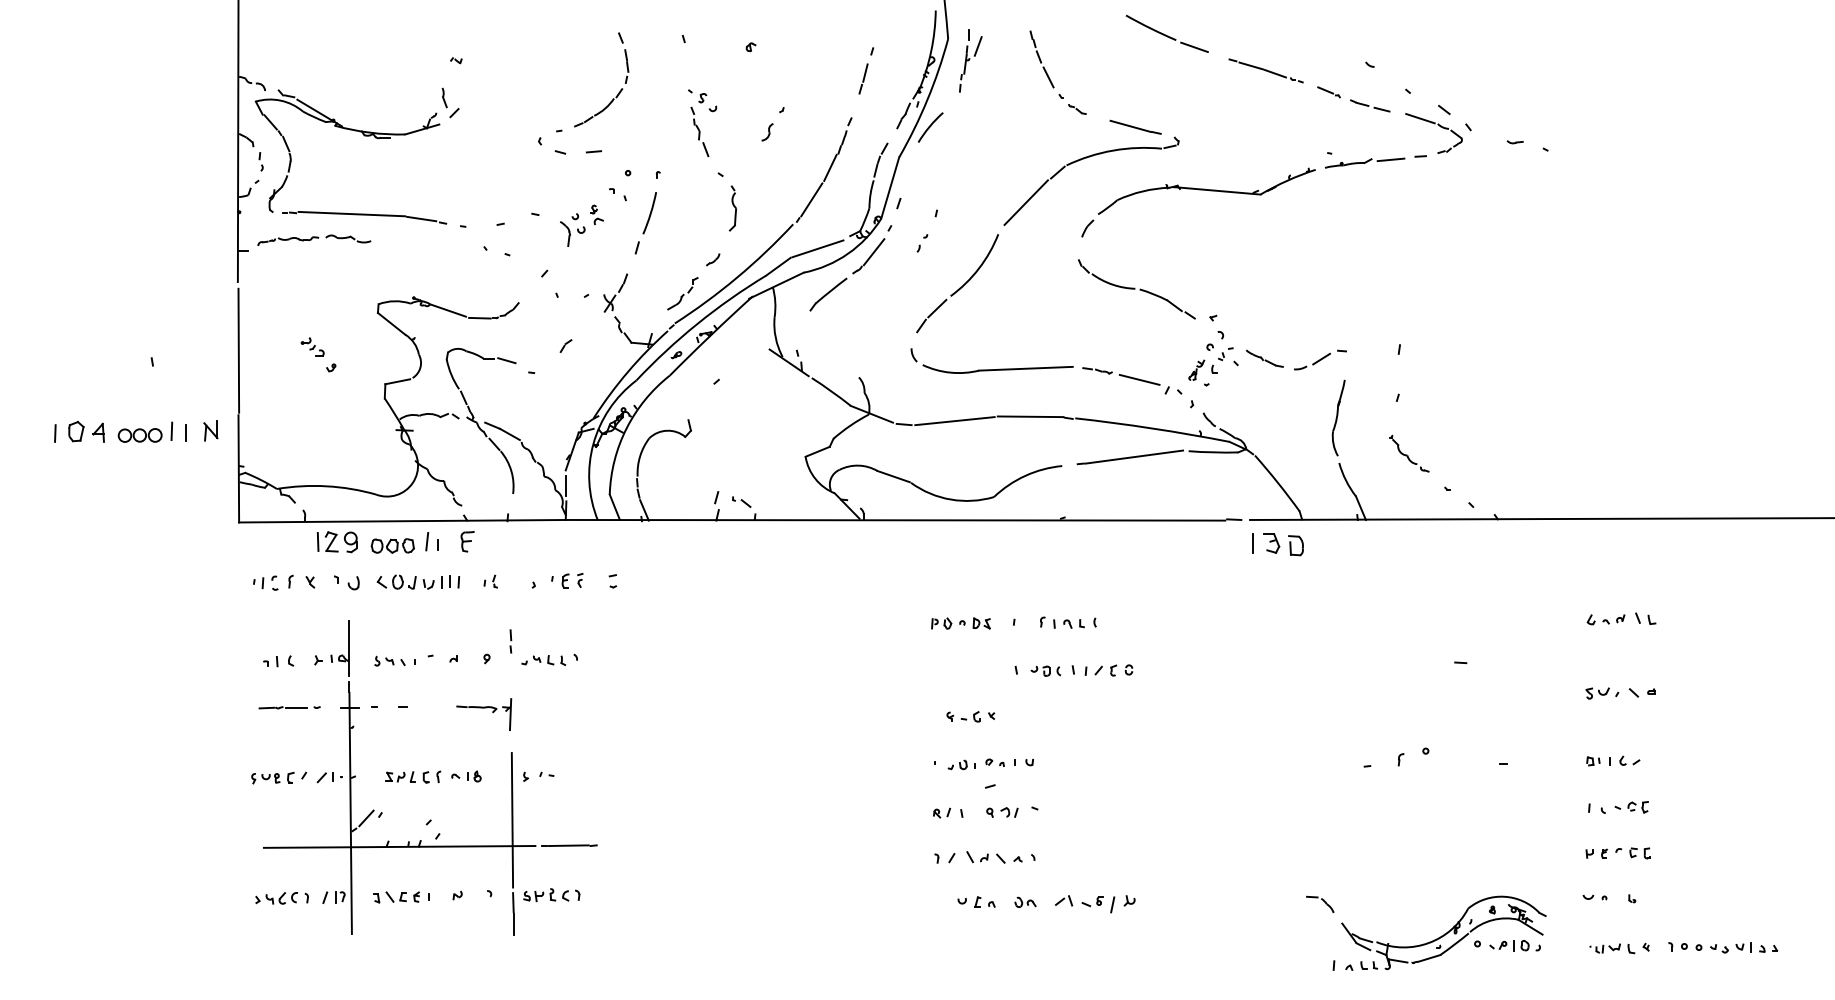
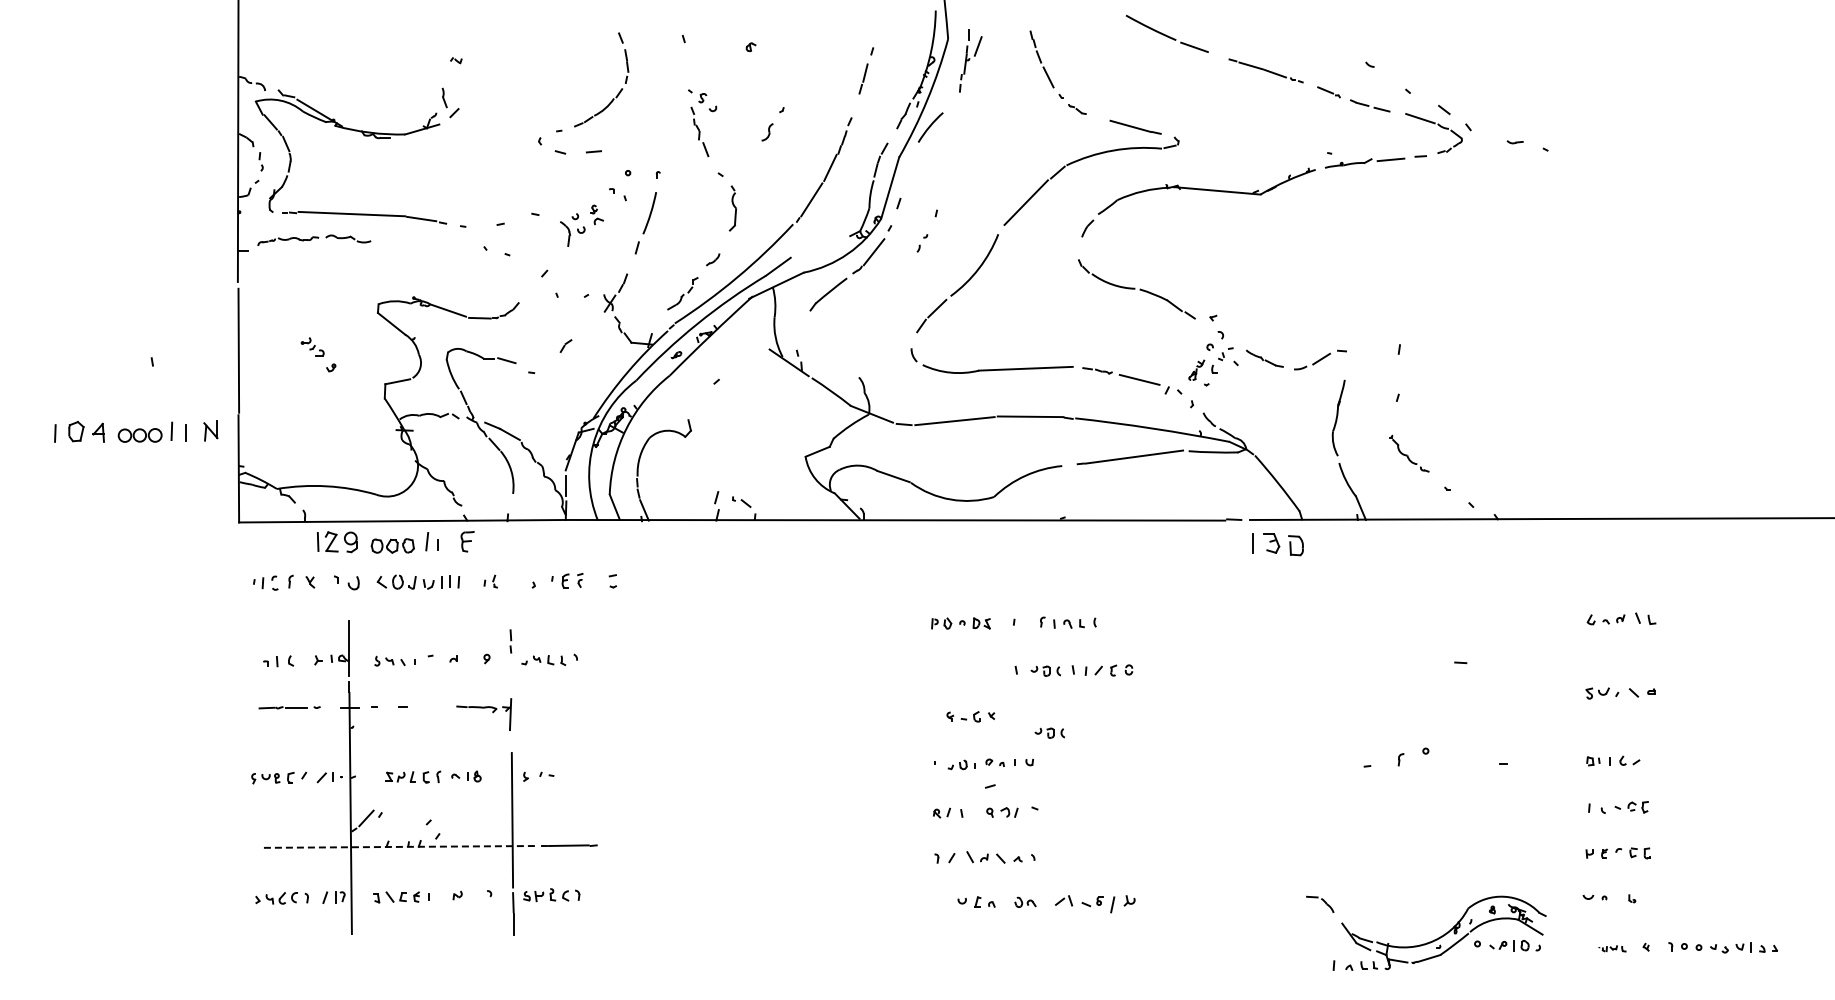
line: present -> none (817, 248)
part: none -> present (1049, 732)
line: solid -> dashed (399, 846)
part size: 47x12 px -> 29x8 px (1612, 948)
